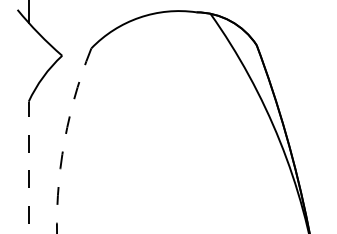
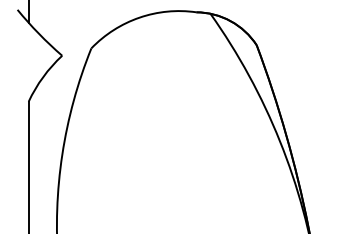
arc: dashed -> solid (64, 140)
line: dashed -> solid (28, 167)
